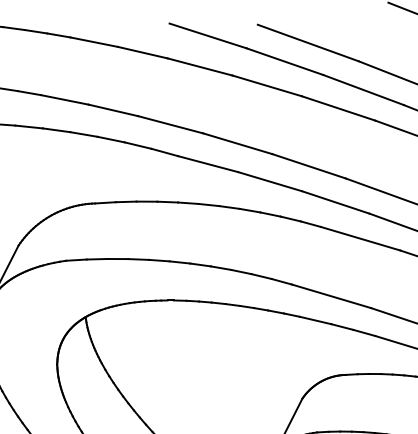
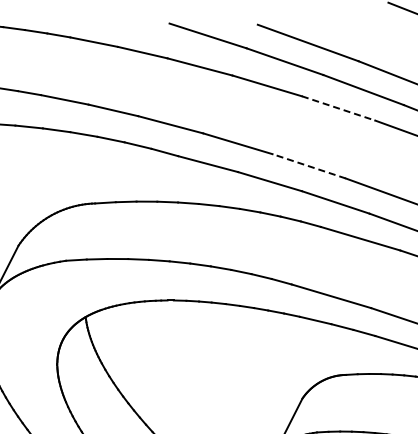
line: solid -> dashed (338, 108)
line: solid -> dashed (309, 166)
